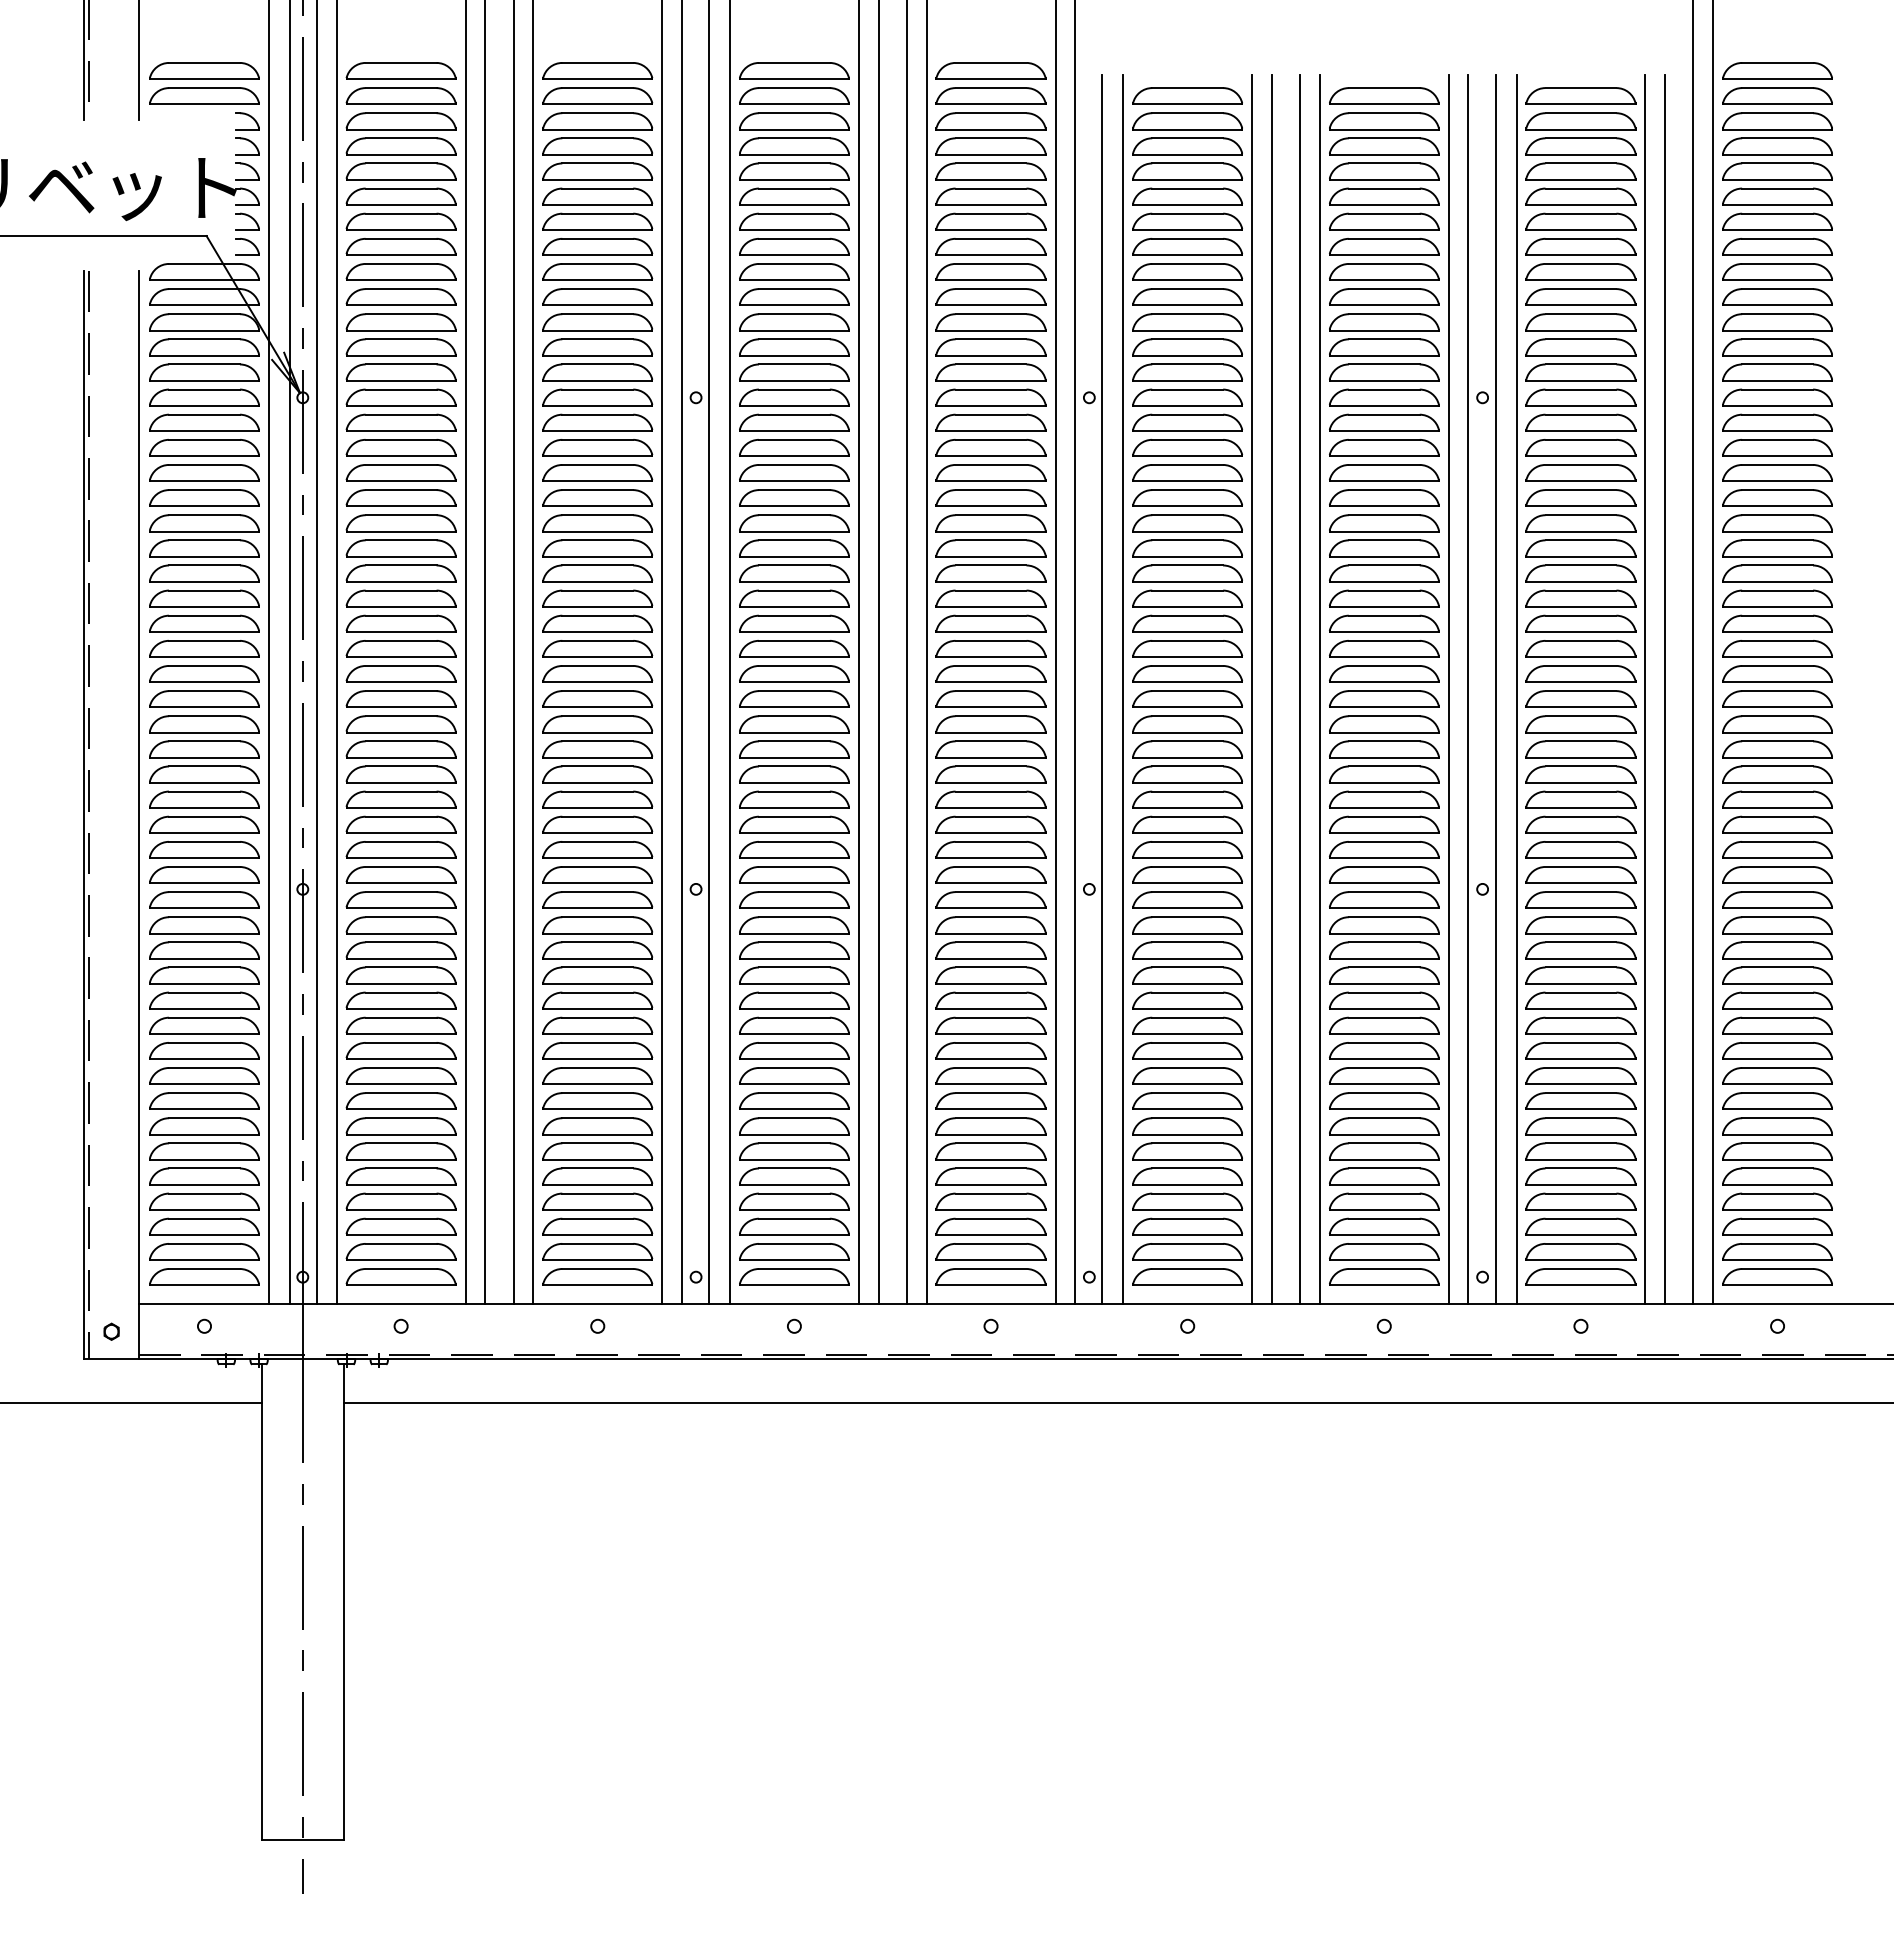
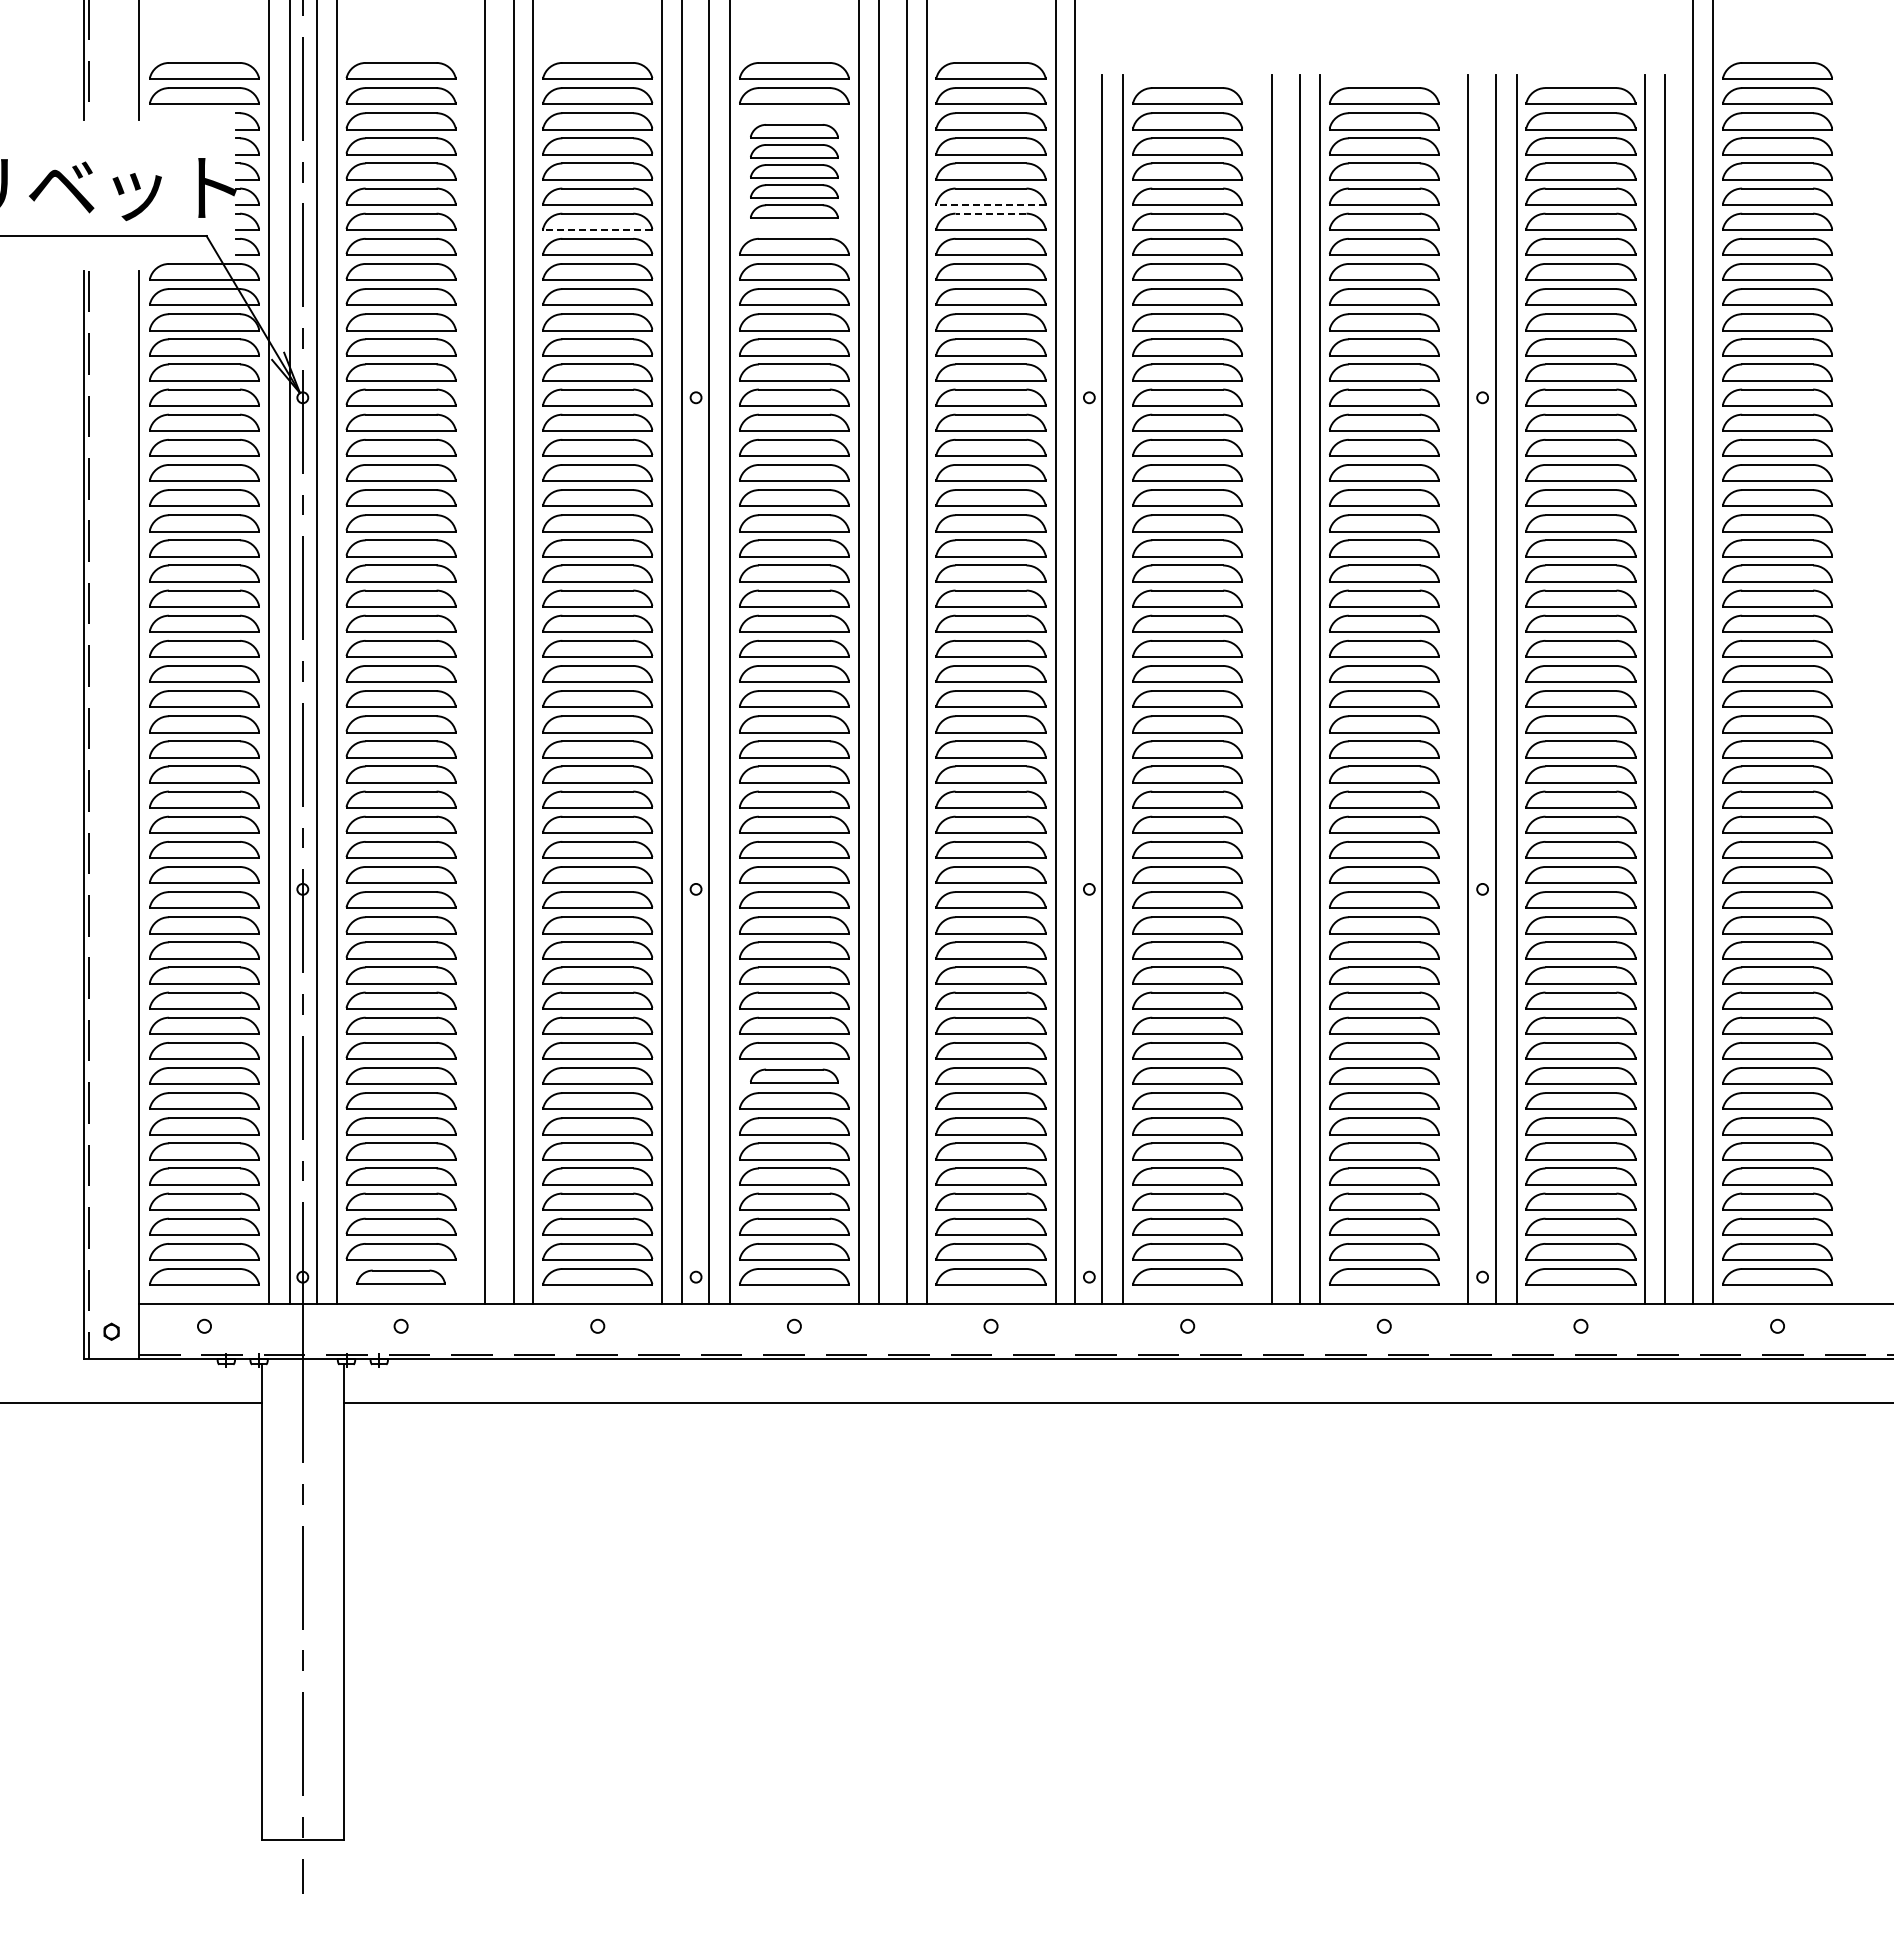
part size: 111x119 px -> 89x95 px (794, 171)
line: solid -> dashed (991, 204)
line: solid -> dashed (990, 213)
line: solid -> dashed (597, 230)
line: present -> none (465, 653)
line: present -> none (1252, 689)
line: present -> none (1448, 689)
part size: 111x18 px -> 89x16 px (794, 1075)
part size: 112x18 px -> 90x16 px (400, 1276)
